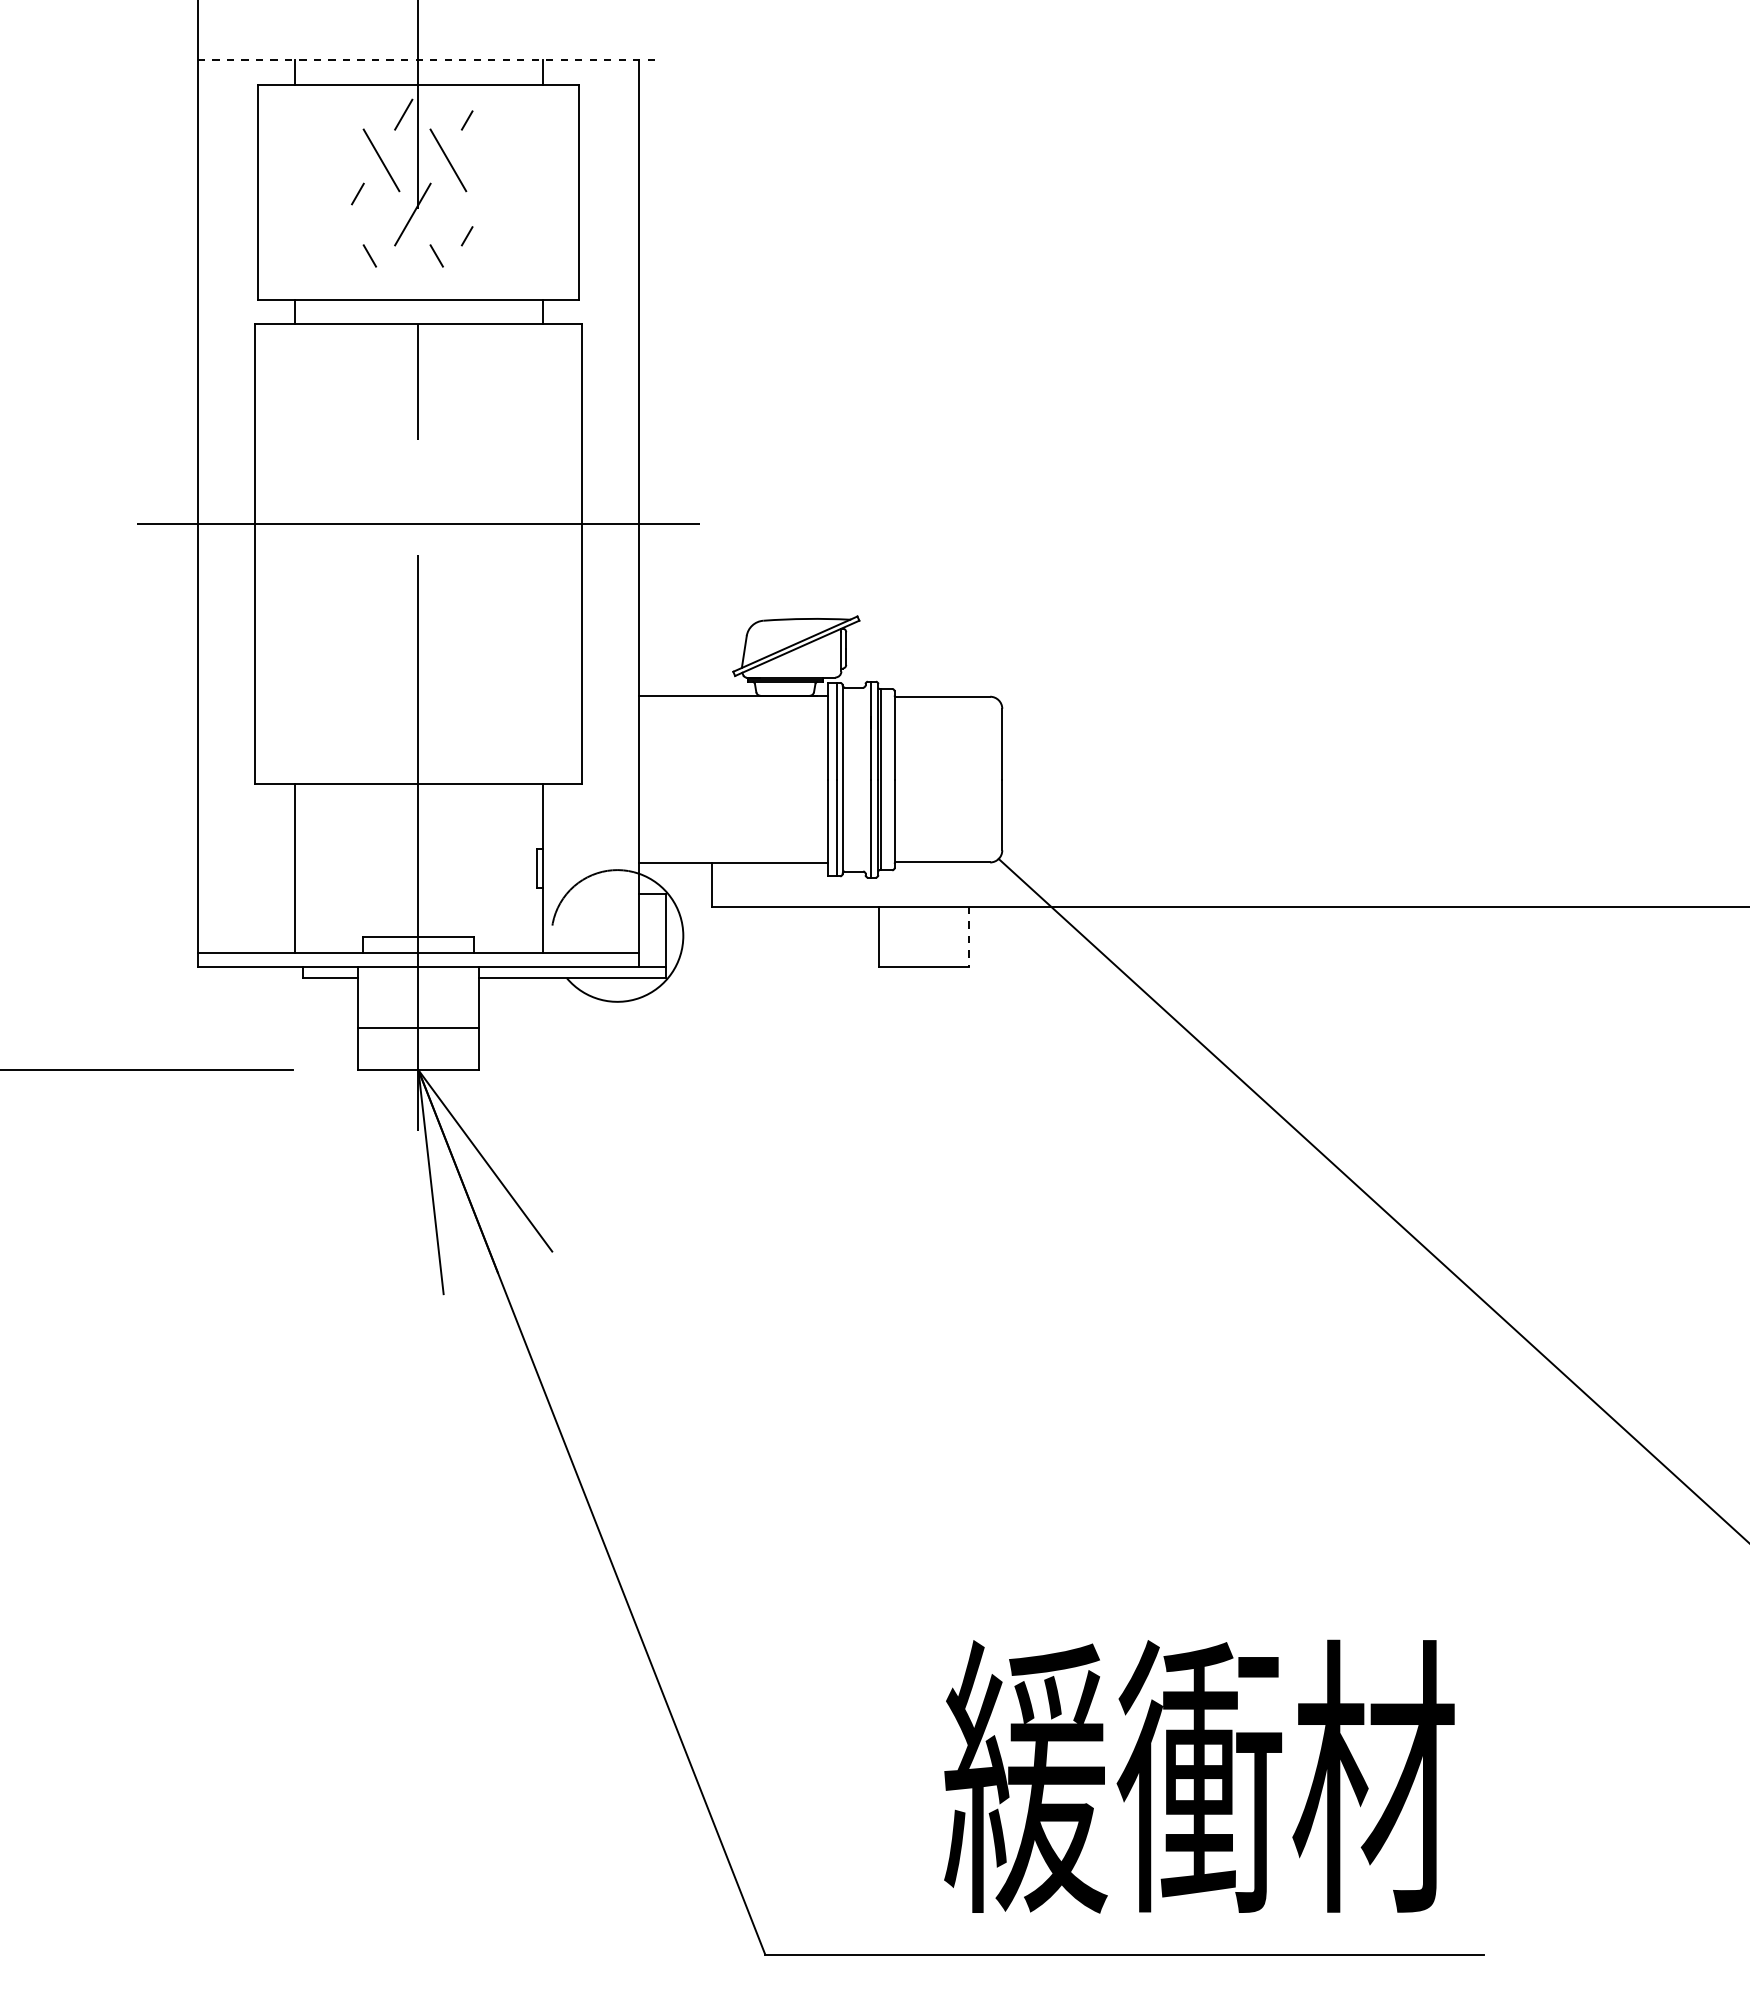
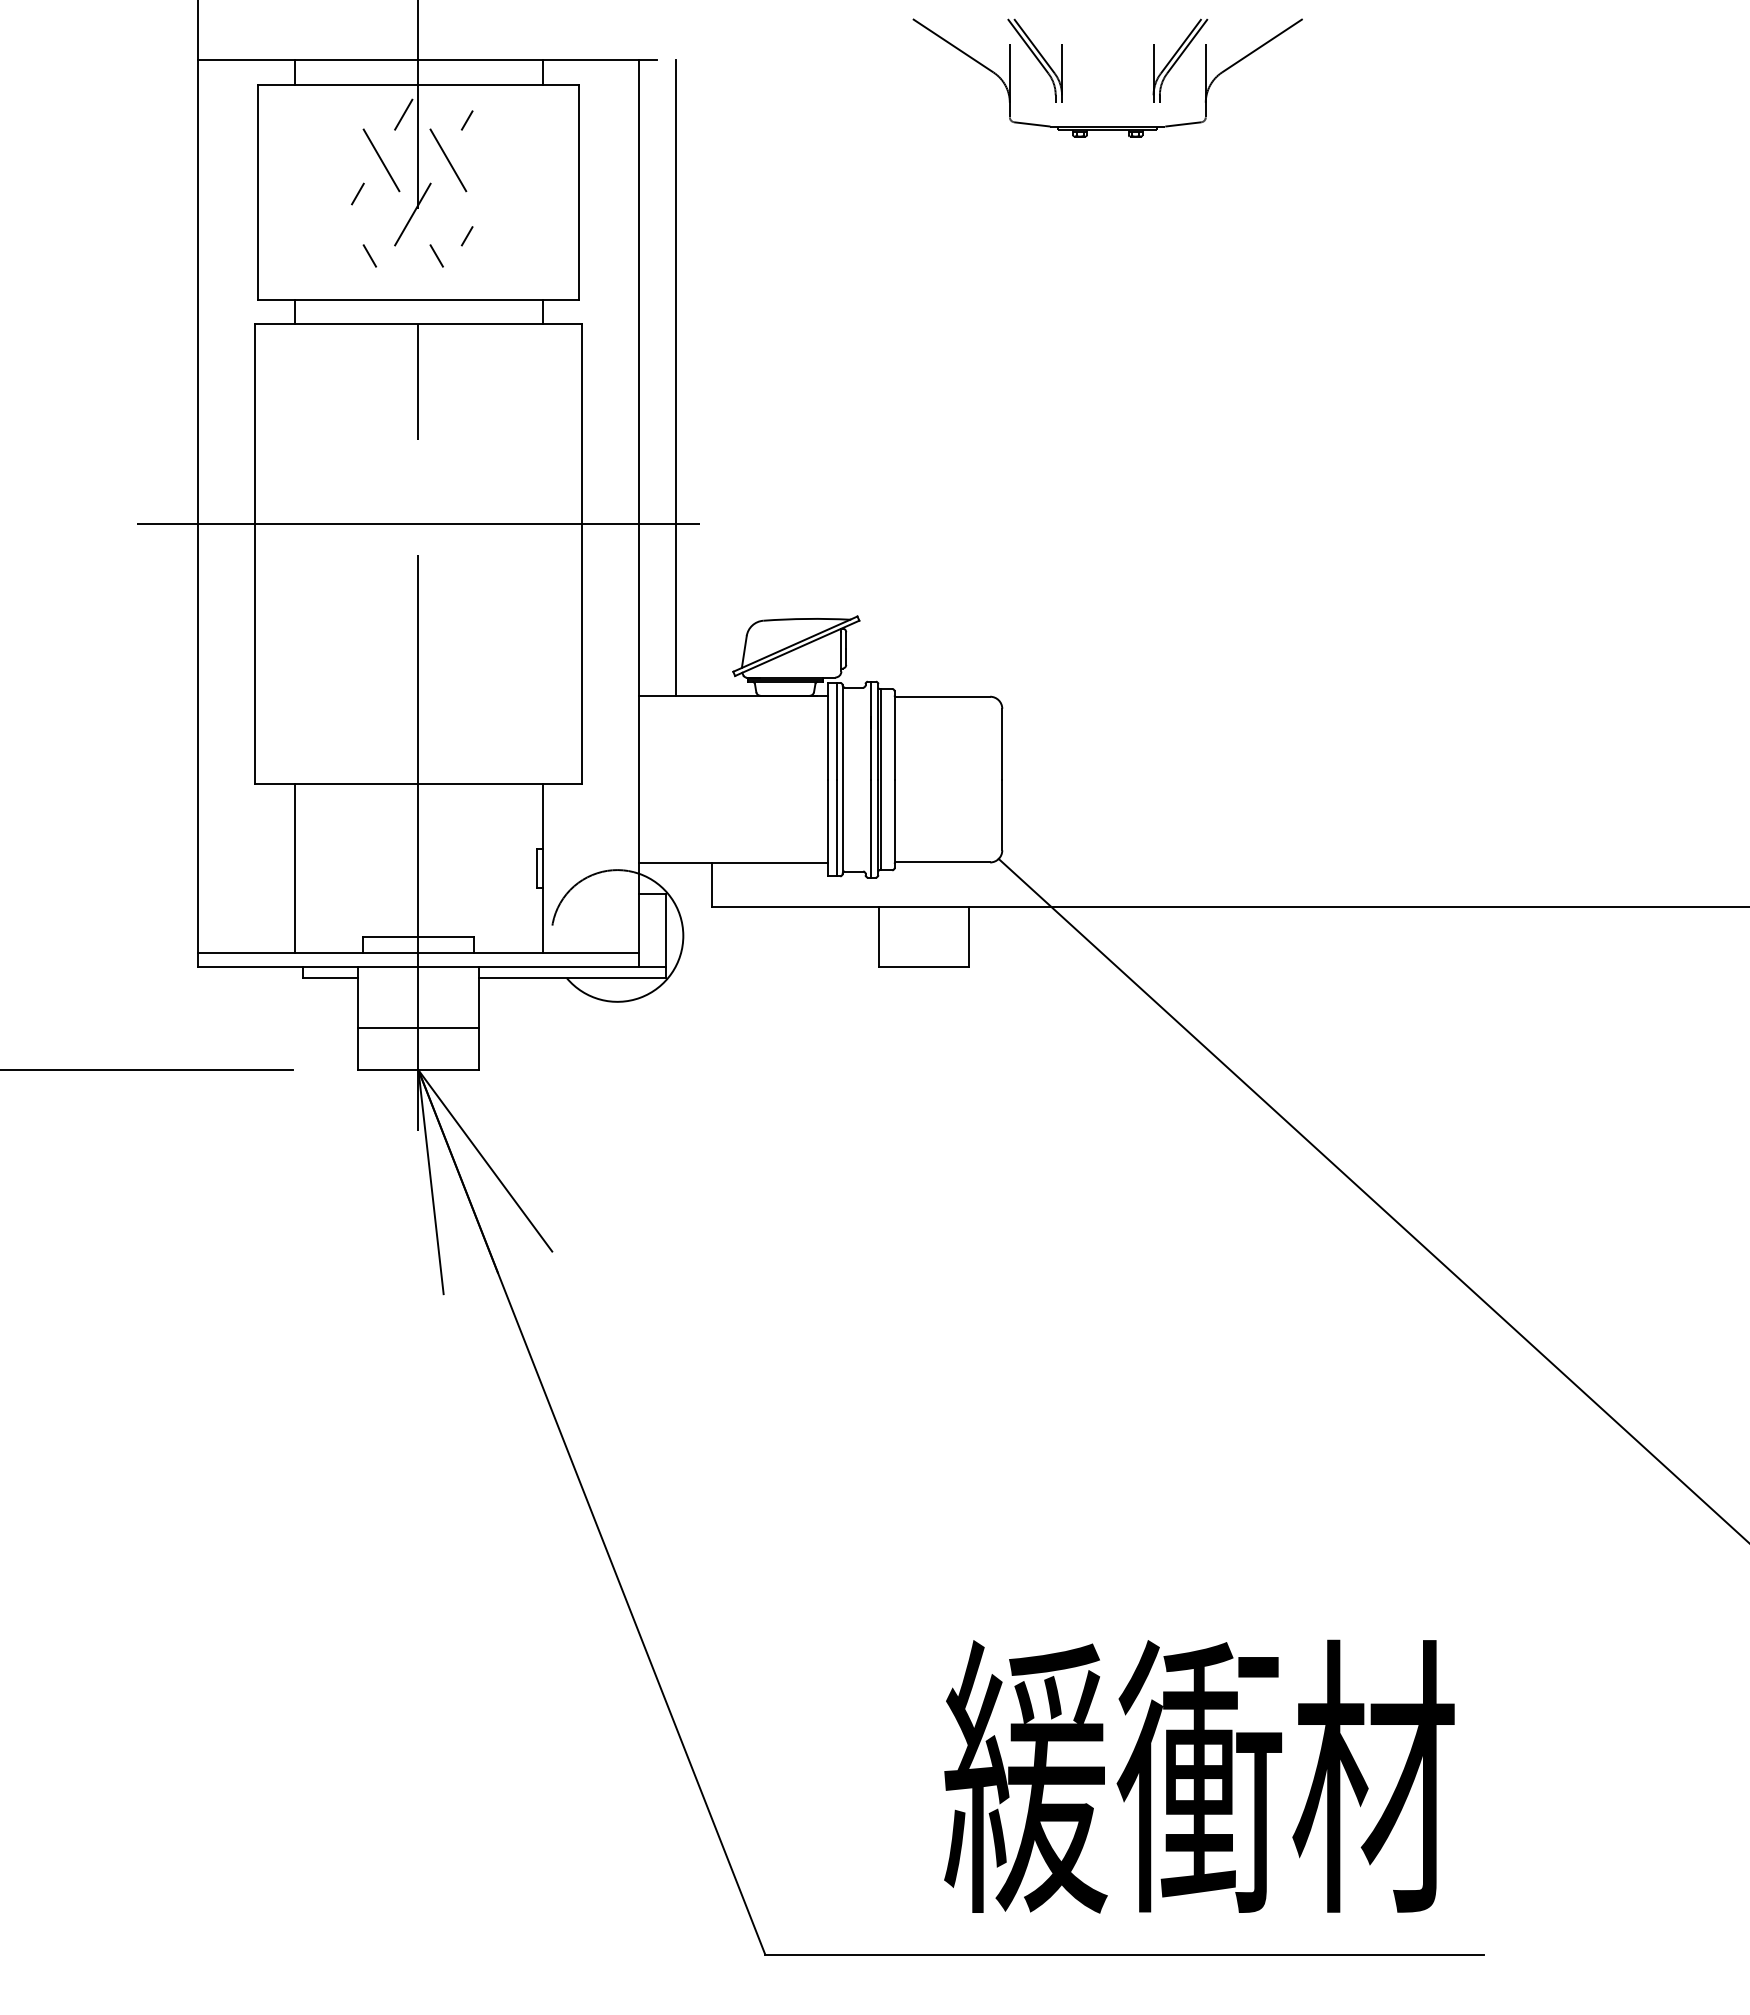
line: dashed -> solid (427, 60)
part: none -> present (1062, 77)
line: none -> present (675, 377)
line: dashed -> solid (969, 937)
